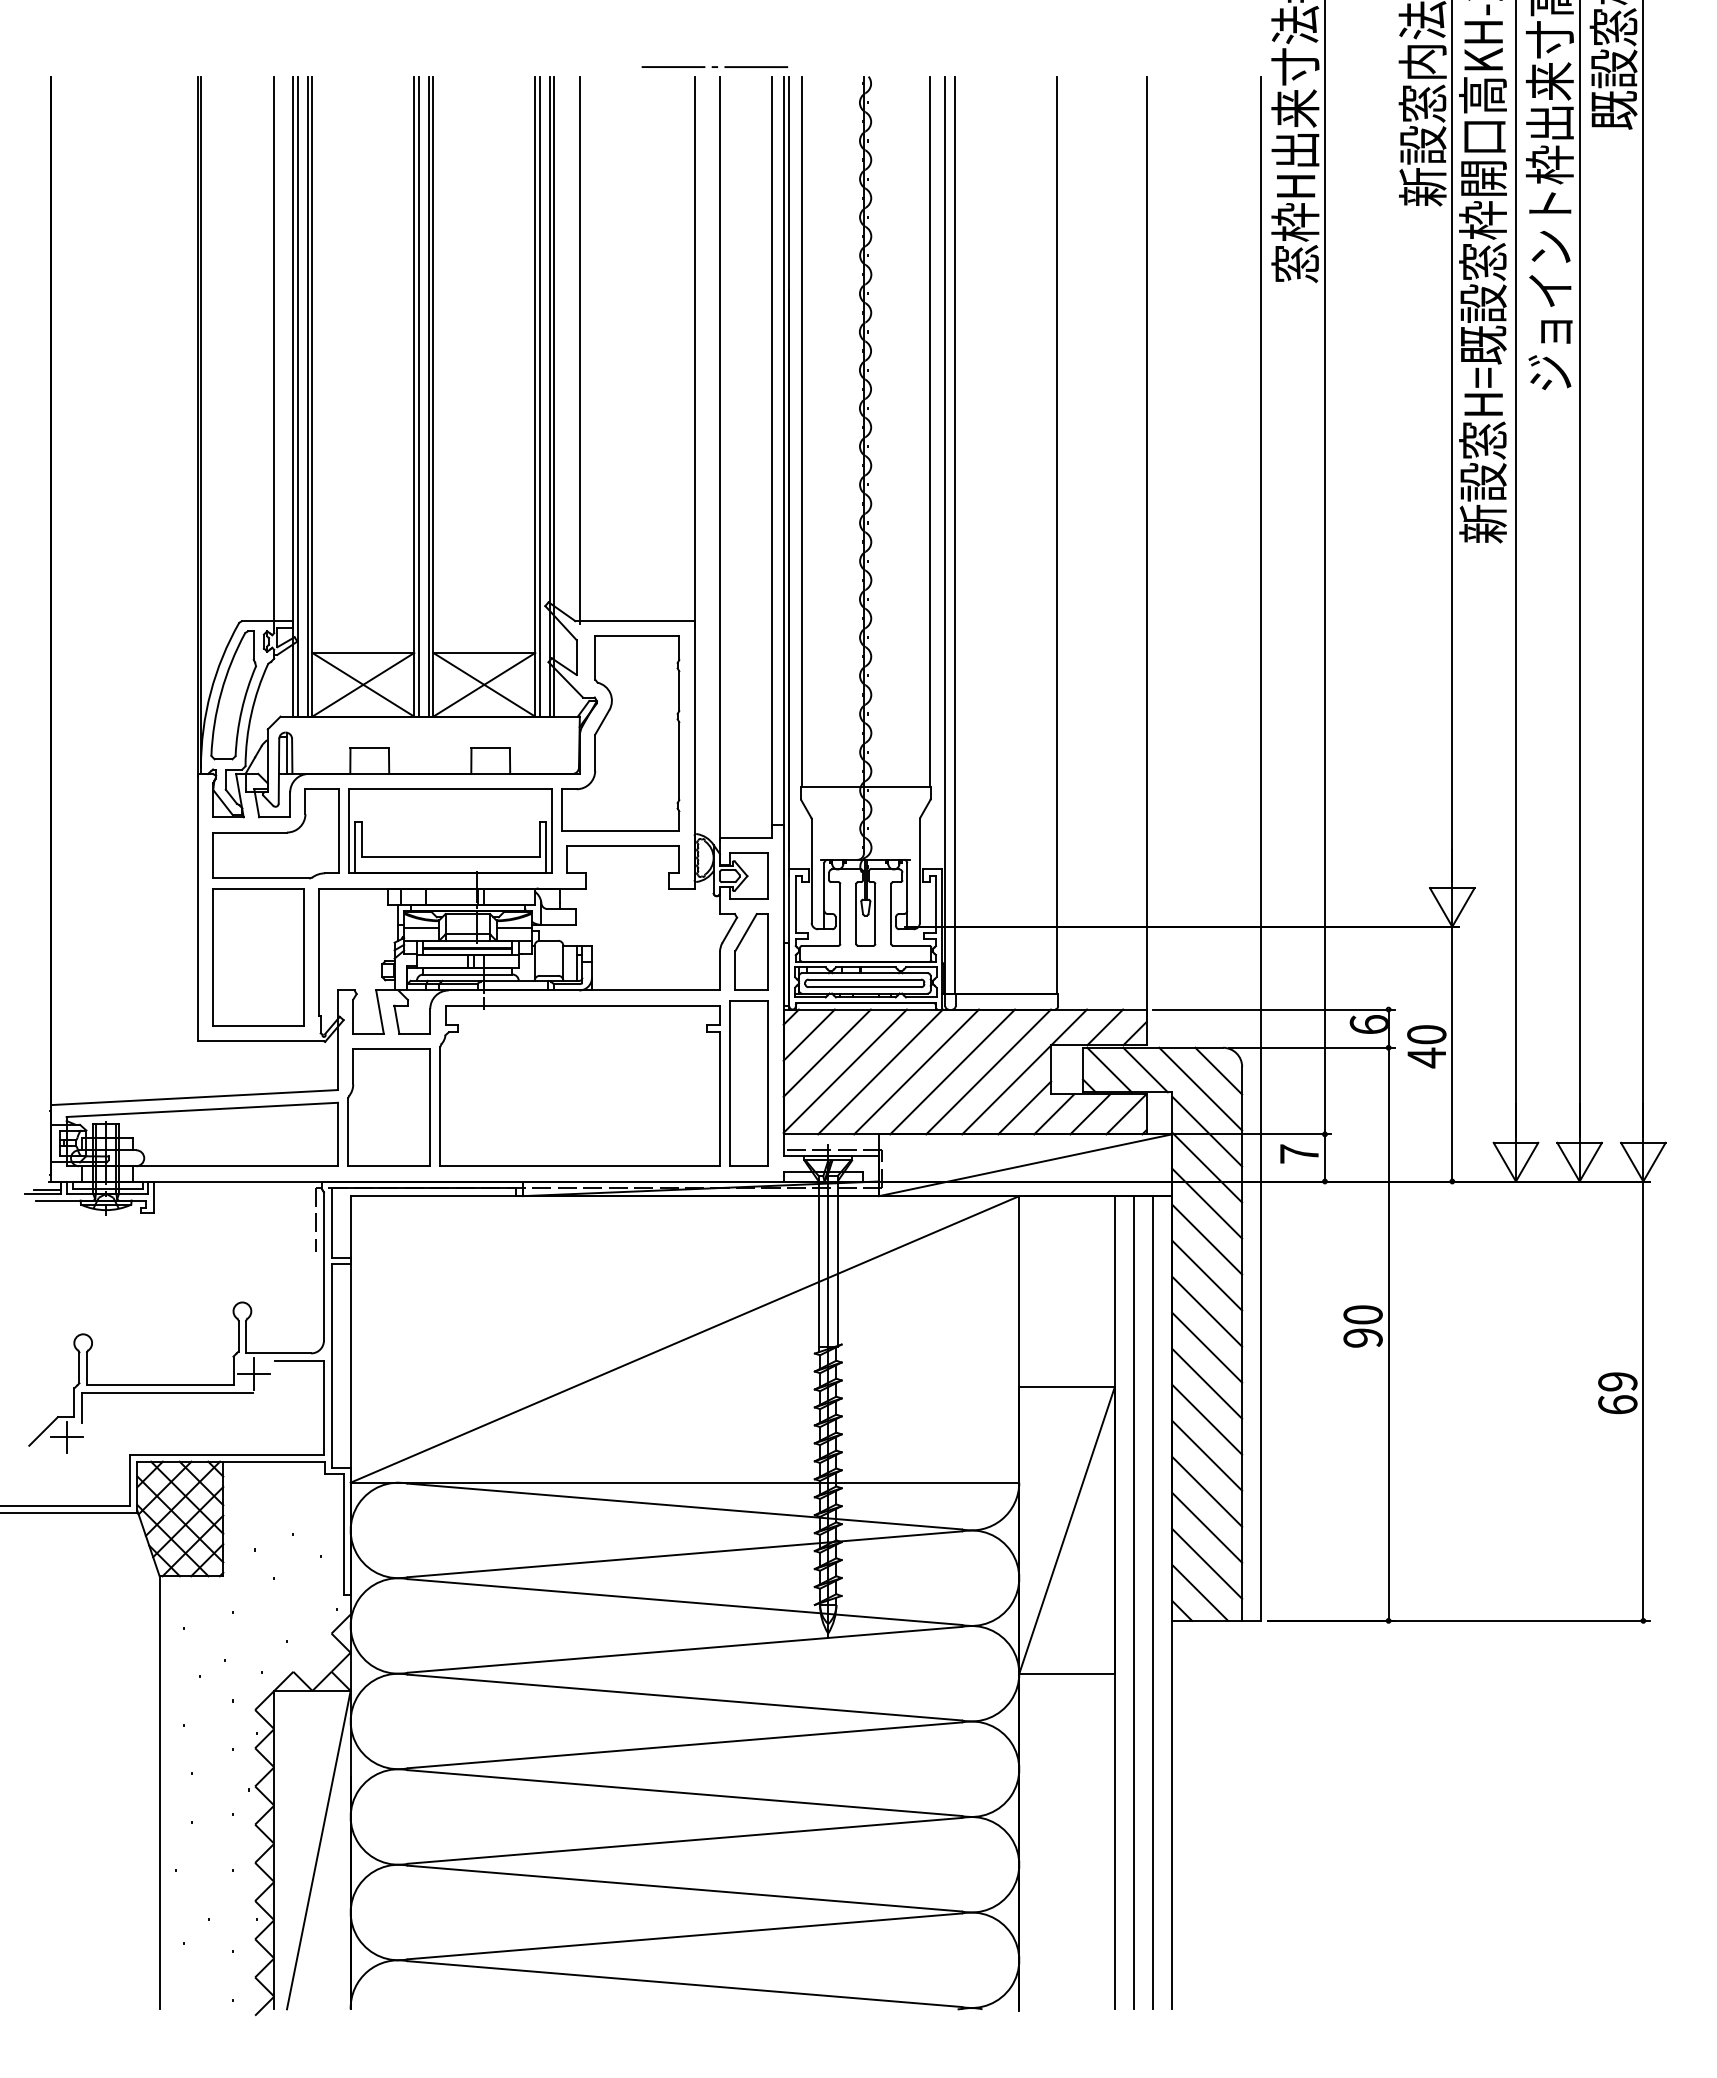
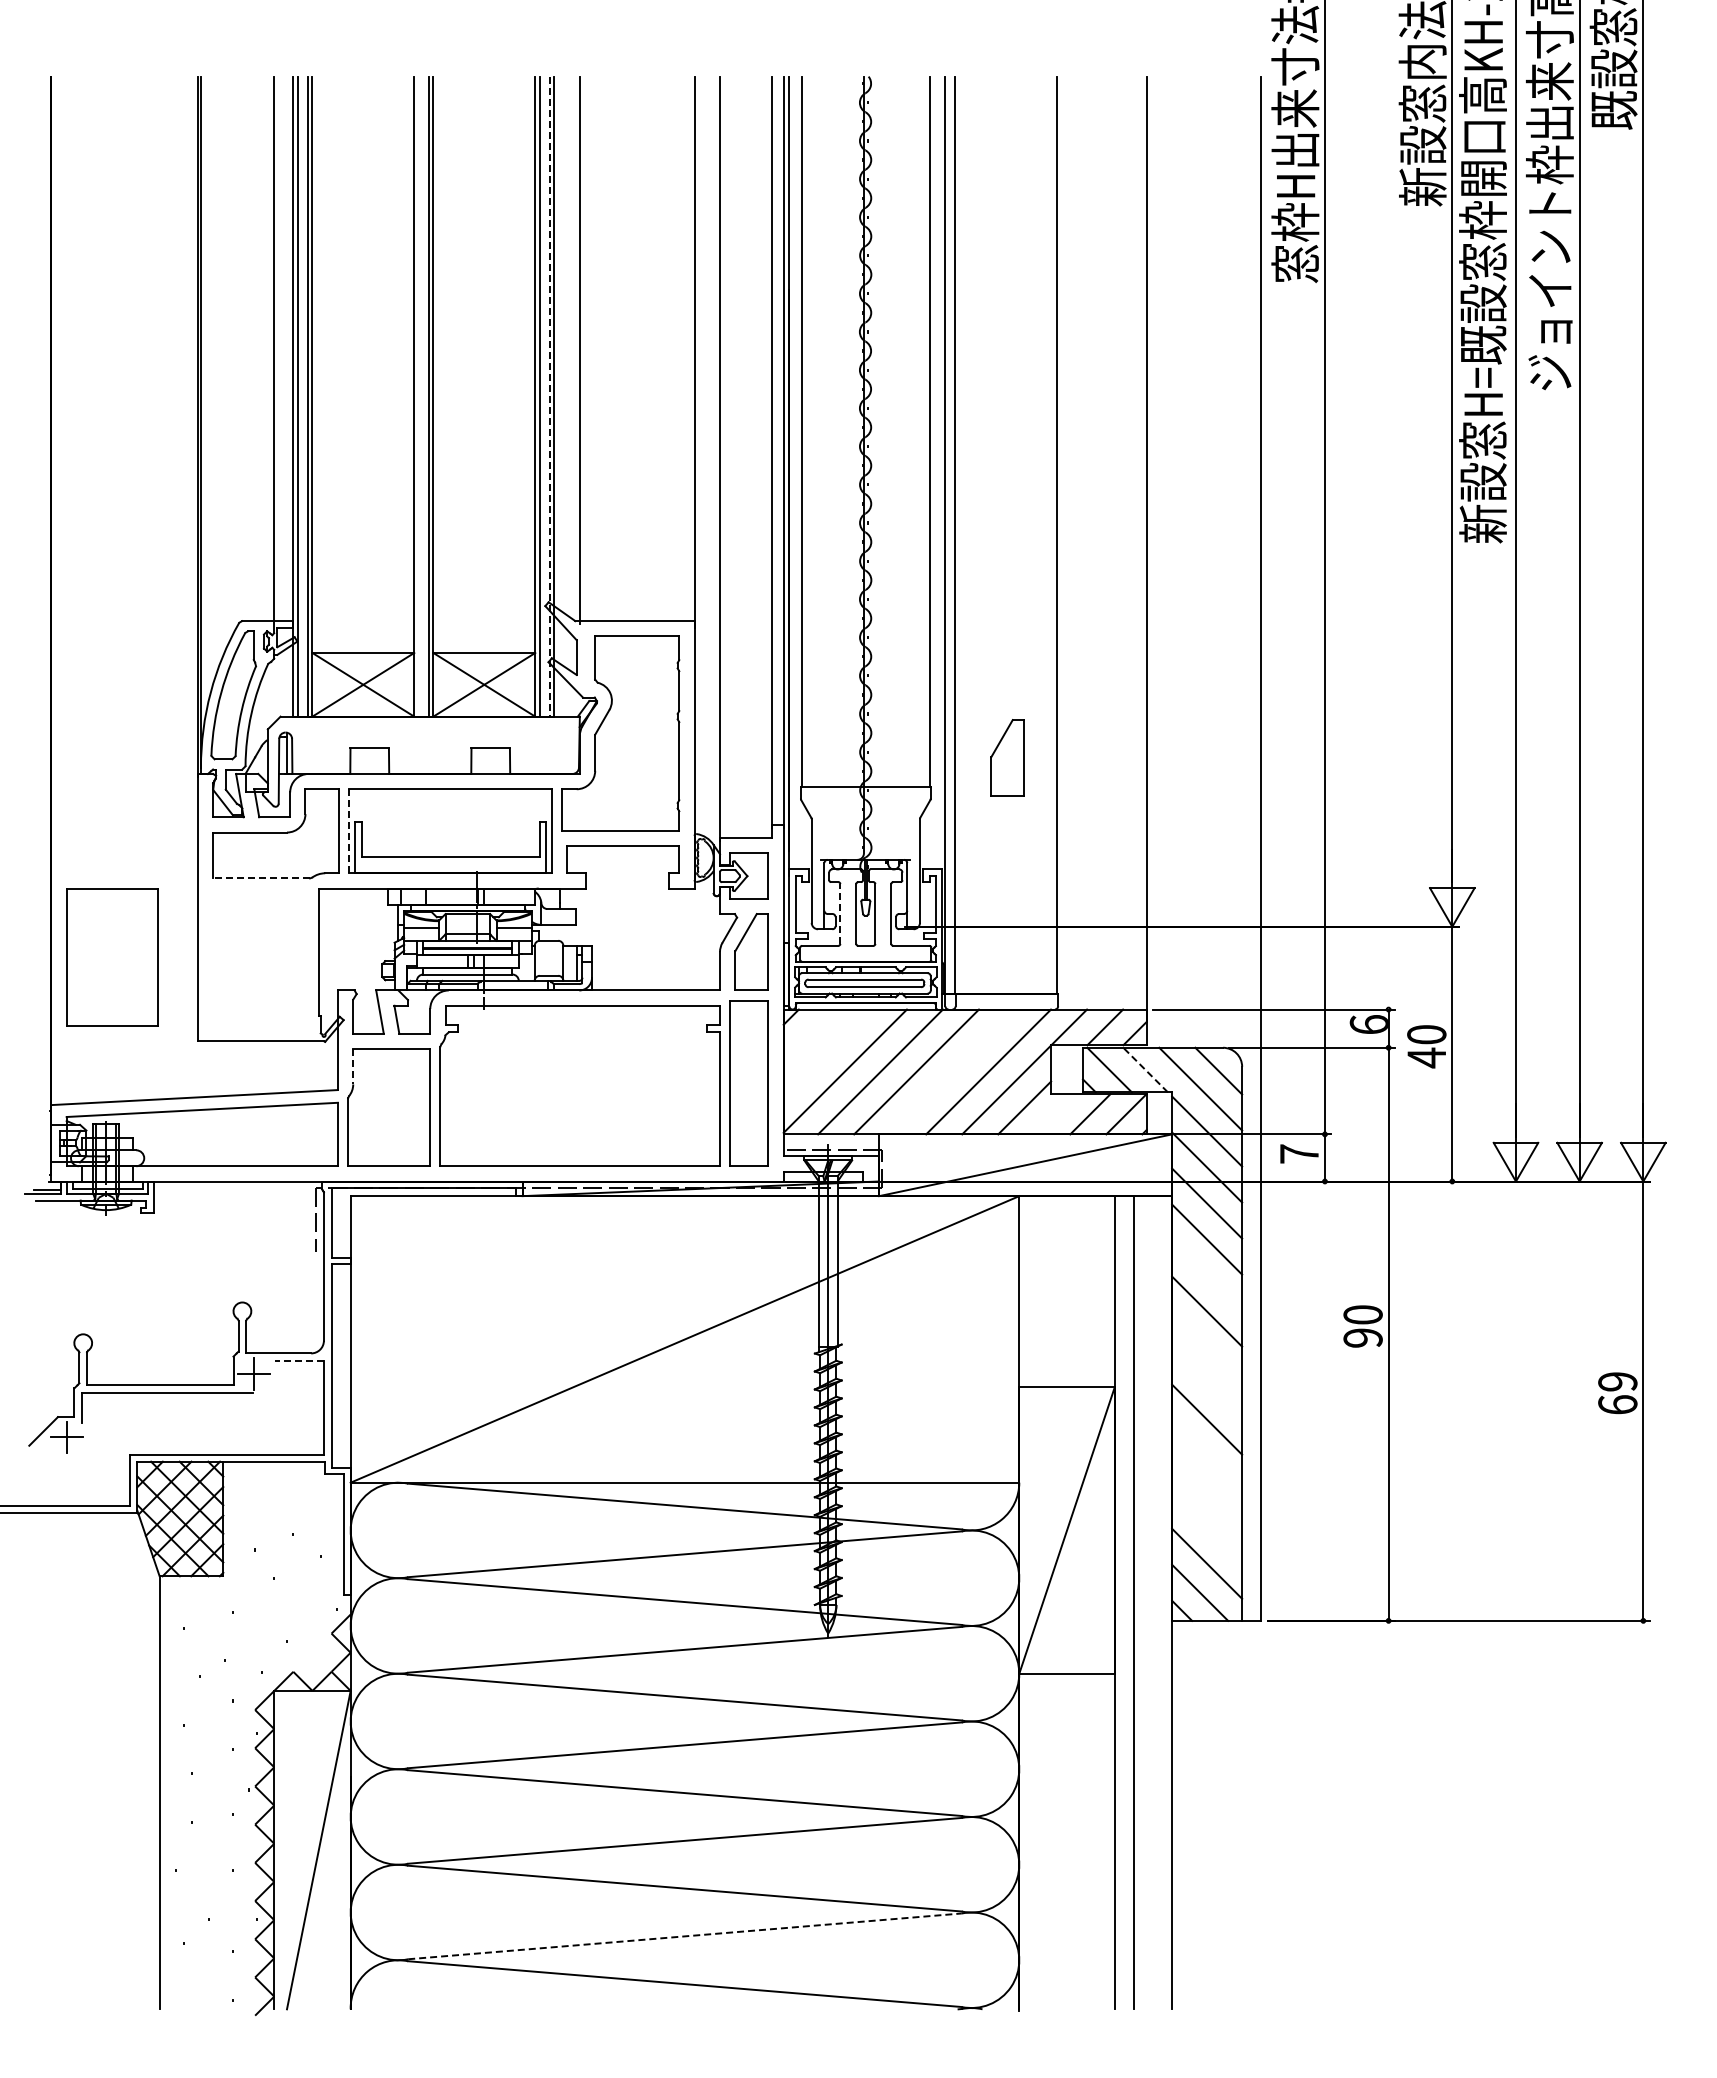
line: present -> none (711, 67)
line: present -> none (418, 396)
line: solid -> dashed (549, 396)
part: none -> present (1007, 757)
line: solid -> dashed (348, 831)
line: solid -> dashed (261, 878)
line: solid -> dashed (840, 913)
part position: (258, 957) -> (112, 957) (112, 957)
line: present -> none (808, 1034)
line: present -> none (826, 1052)
line: solid -> dashed (353, 1066)
line: solid -> dashed (1145, 1070)
line: present -> none (952, 1071)
line: present -> none (1054, 1114)
line: present -> none (1207, 1275)
line: present -> none (1207, 1347)
line: solid -> dashed (299, 1361)
line: present -> none (1207, 1383)
line: present -> none (1207, 1455)
line: present -> none (1207, 1491)
line: present -> none (1207, 1527)
line: present -> none (1153, 1602)
line: solid -> dashed (684, 1936)
